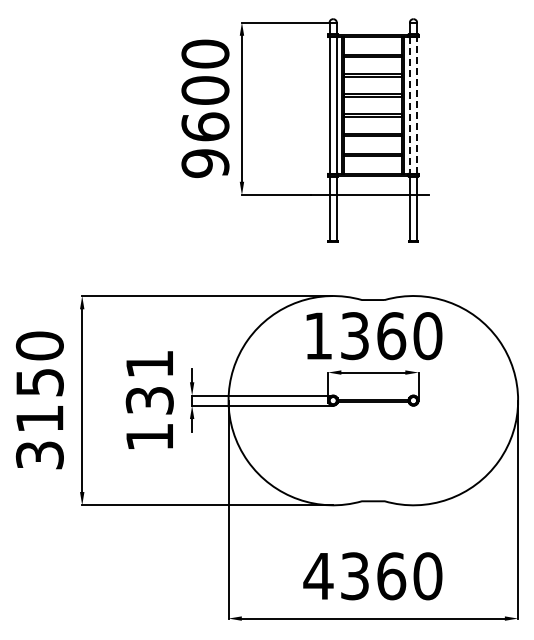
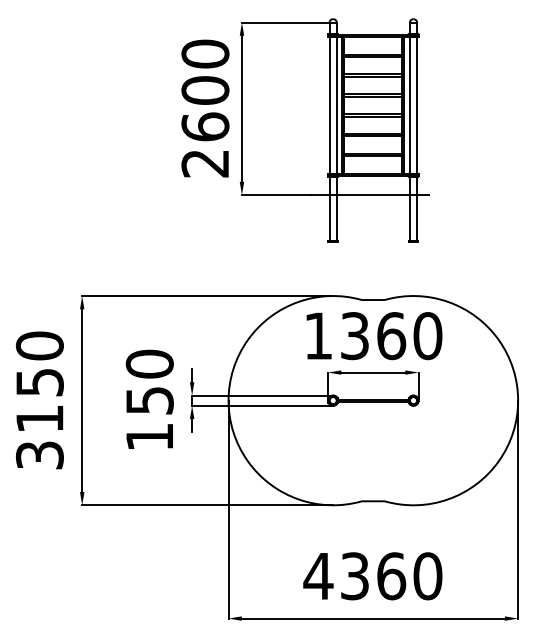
line: dashed -> solid (417, 104)
line: dashed -> solid (409, 105)
text: 9600 -> 2600 (205, 163)
text: 131 -> 150 (149, 381)
